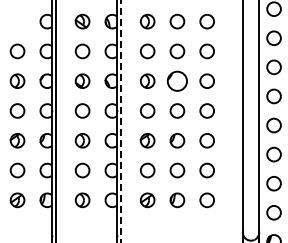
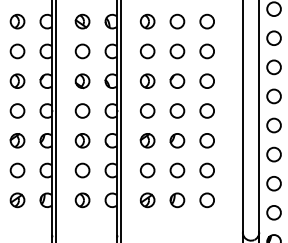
part: none -> present (17, 21)
part size: 22x22 px -> 17x16 px (177, 80)
line: dashed -> solid (121, 120)
